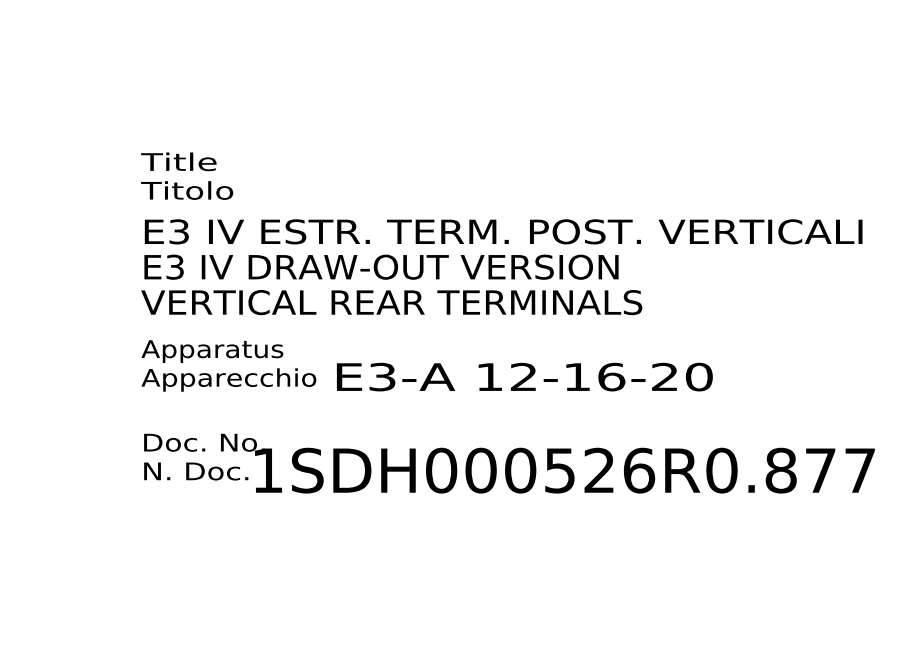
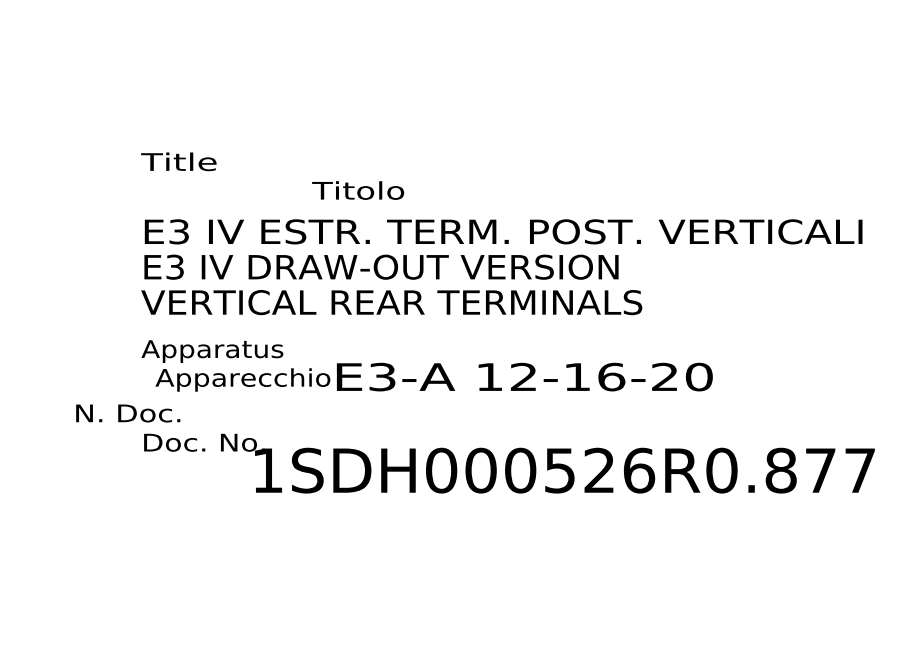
text position: (187, 190) -> (358, 190) (358, 190)
text position: (228, 379) -> (242, 379) (242, 379)
text position: (196, 471) -> (128, 413) (128, 413)
